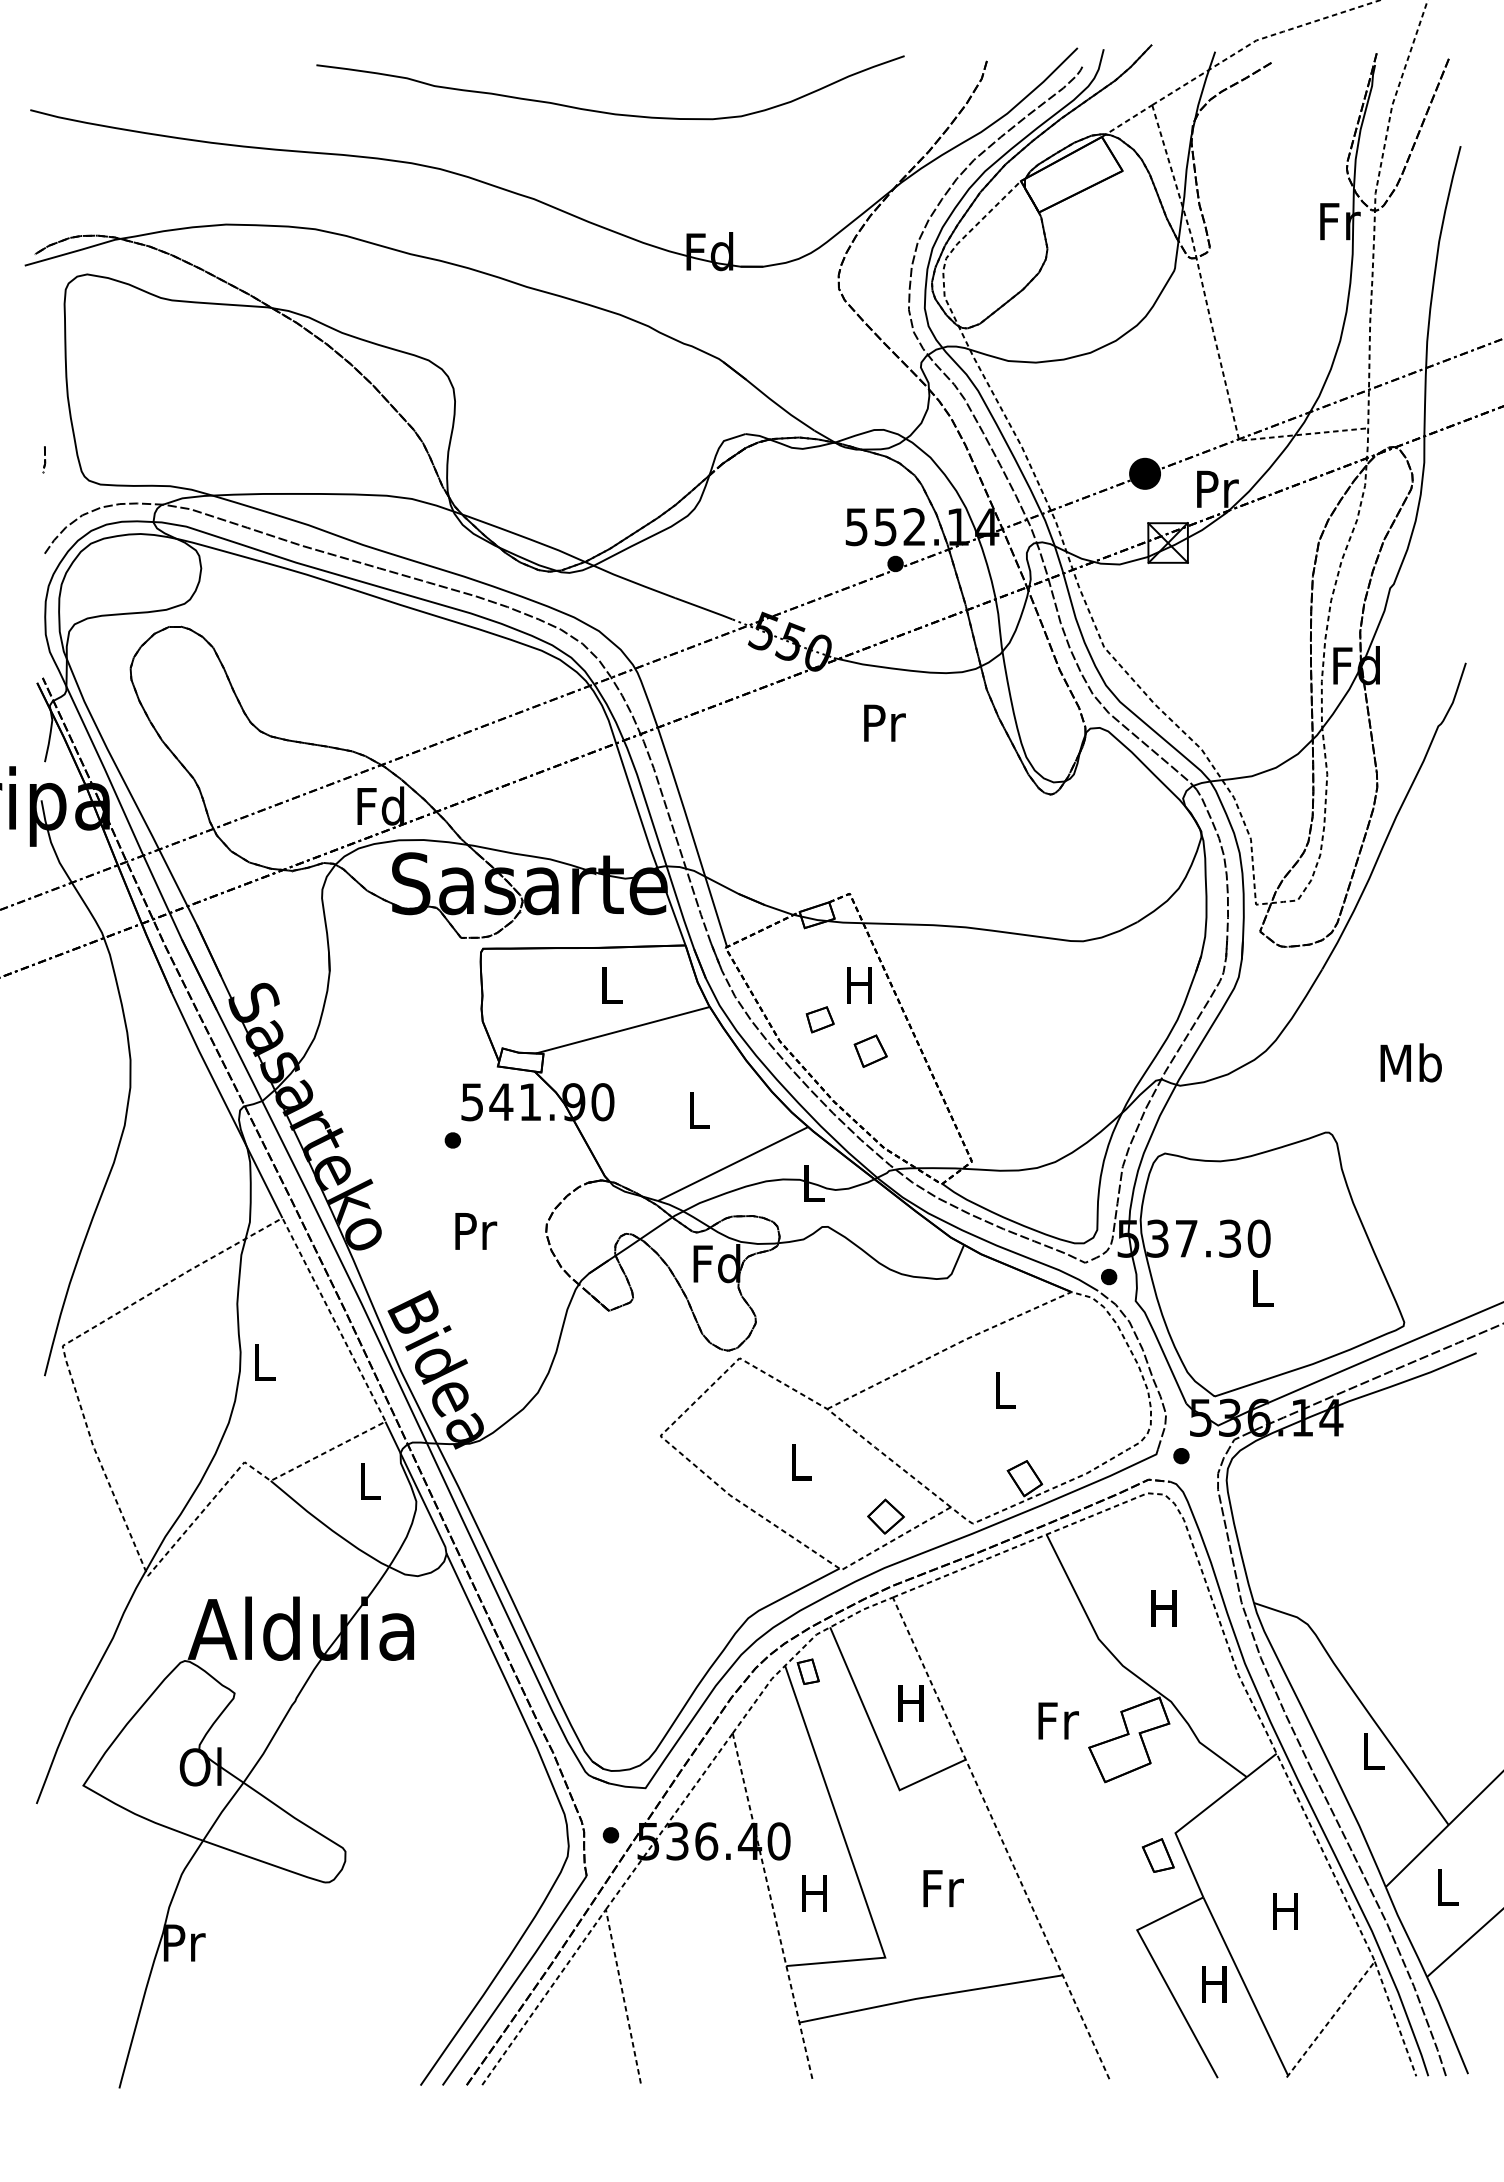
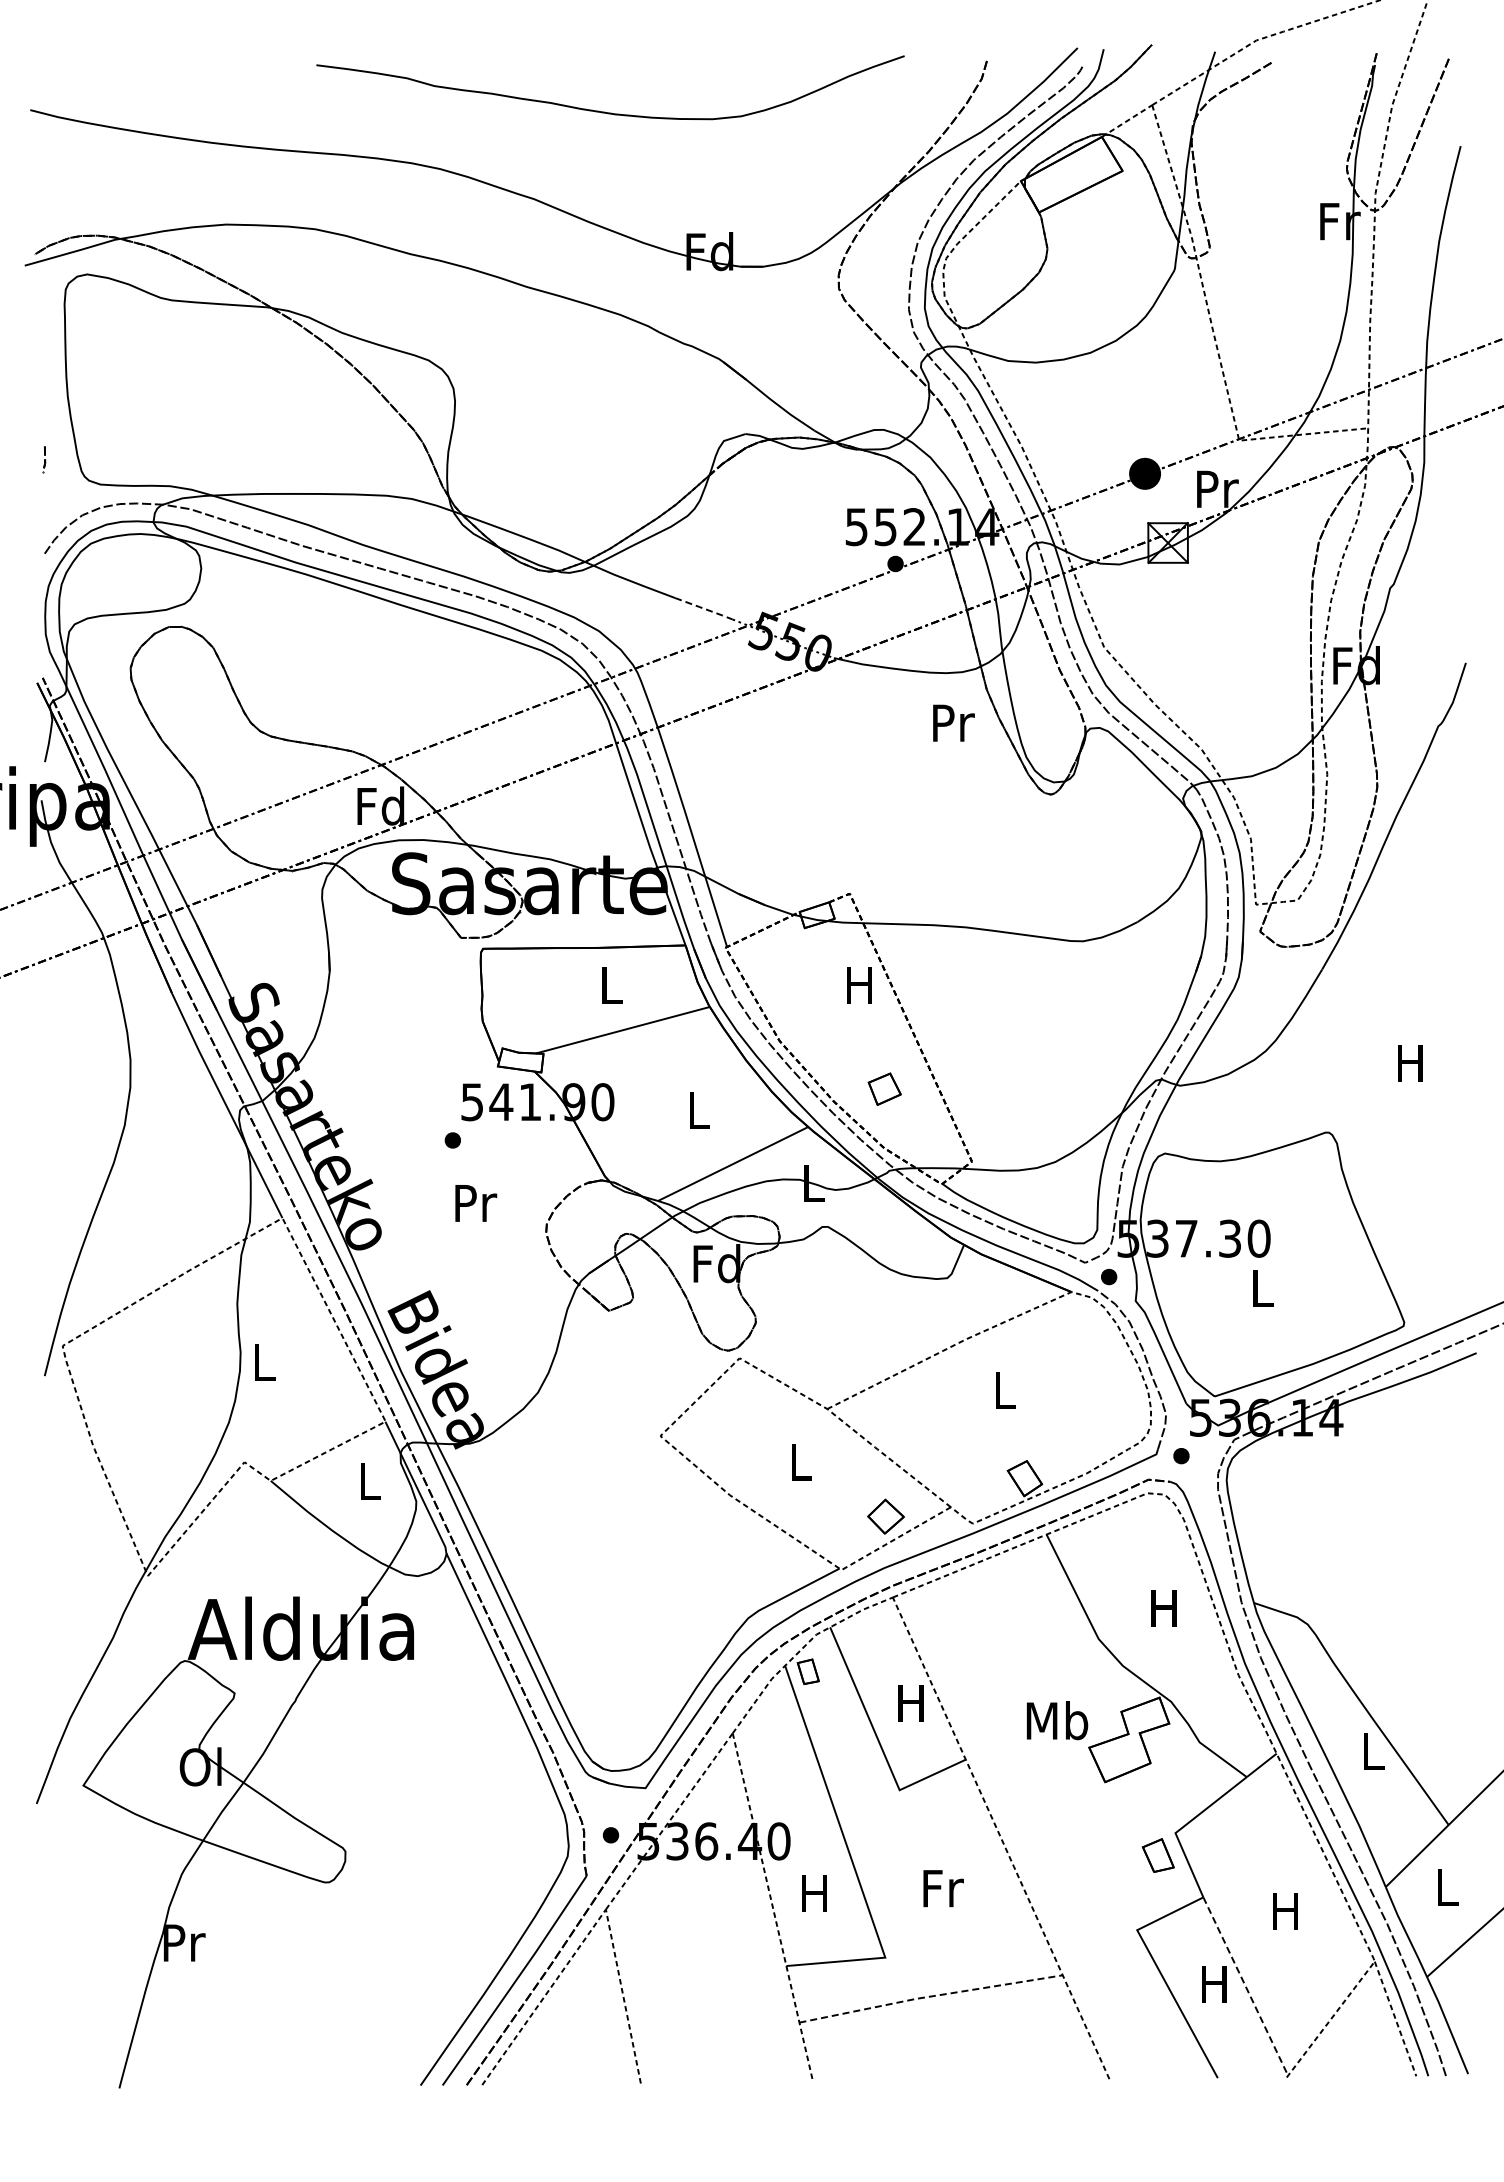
line: solid -> dashed (704, 608)
text position: (884, 722) -> (953, 722) (953, 722)
part: present -> none (819, 1019)
part position: (870, 1050) -> (884, 1088) (884, 1088)
text: Mb -> H (1410, 1062)
text position: (476, 1231) -> (476, 1203) (476, 1203)
text: Fr -> Mb (1057, 1720)
line: solid -> dashed (1246, 1987)
line: solid -> dashed (931, 1996)
